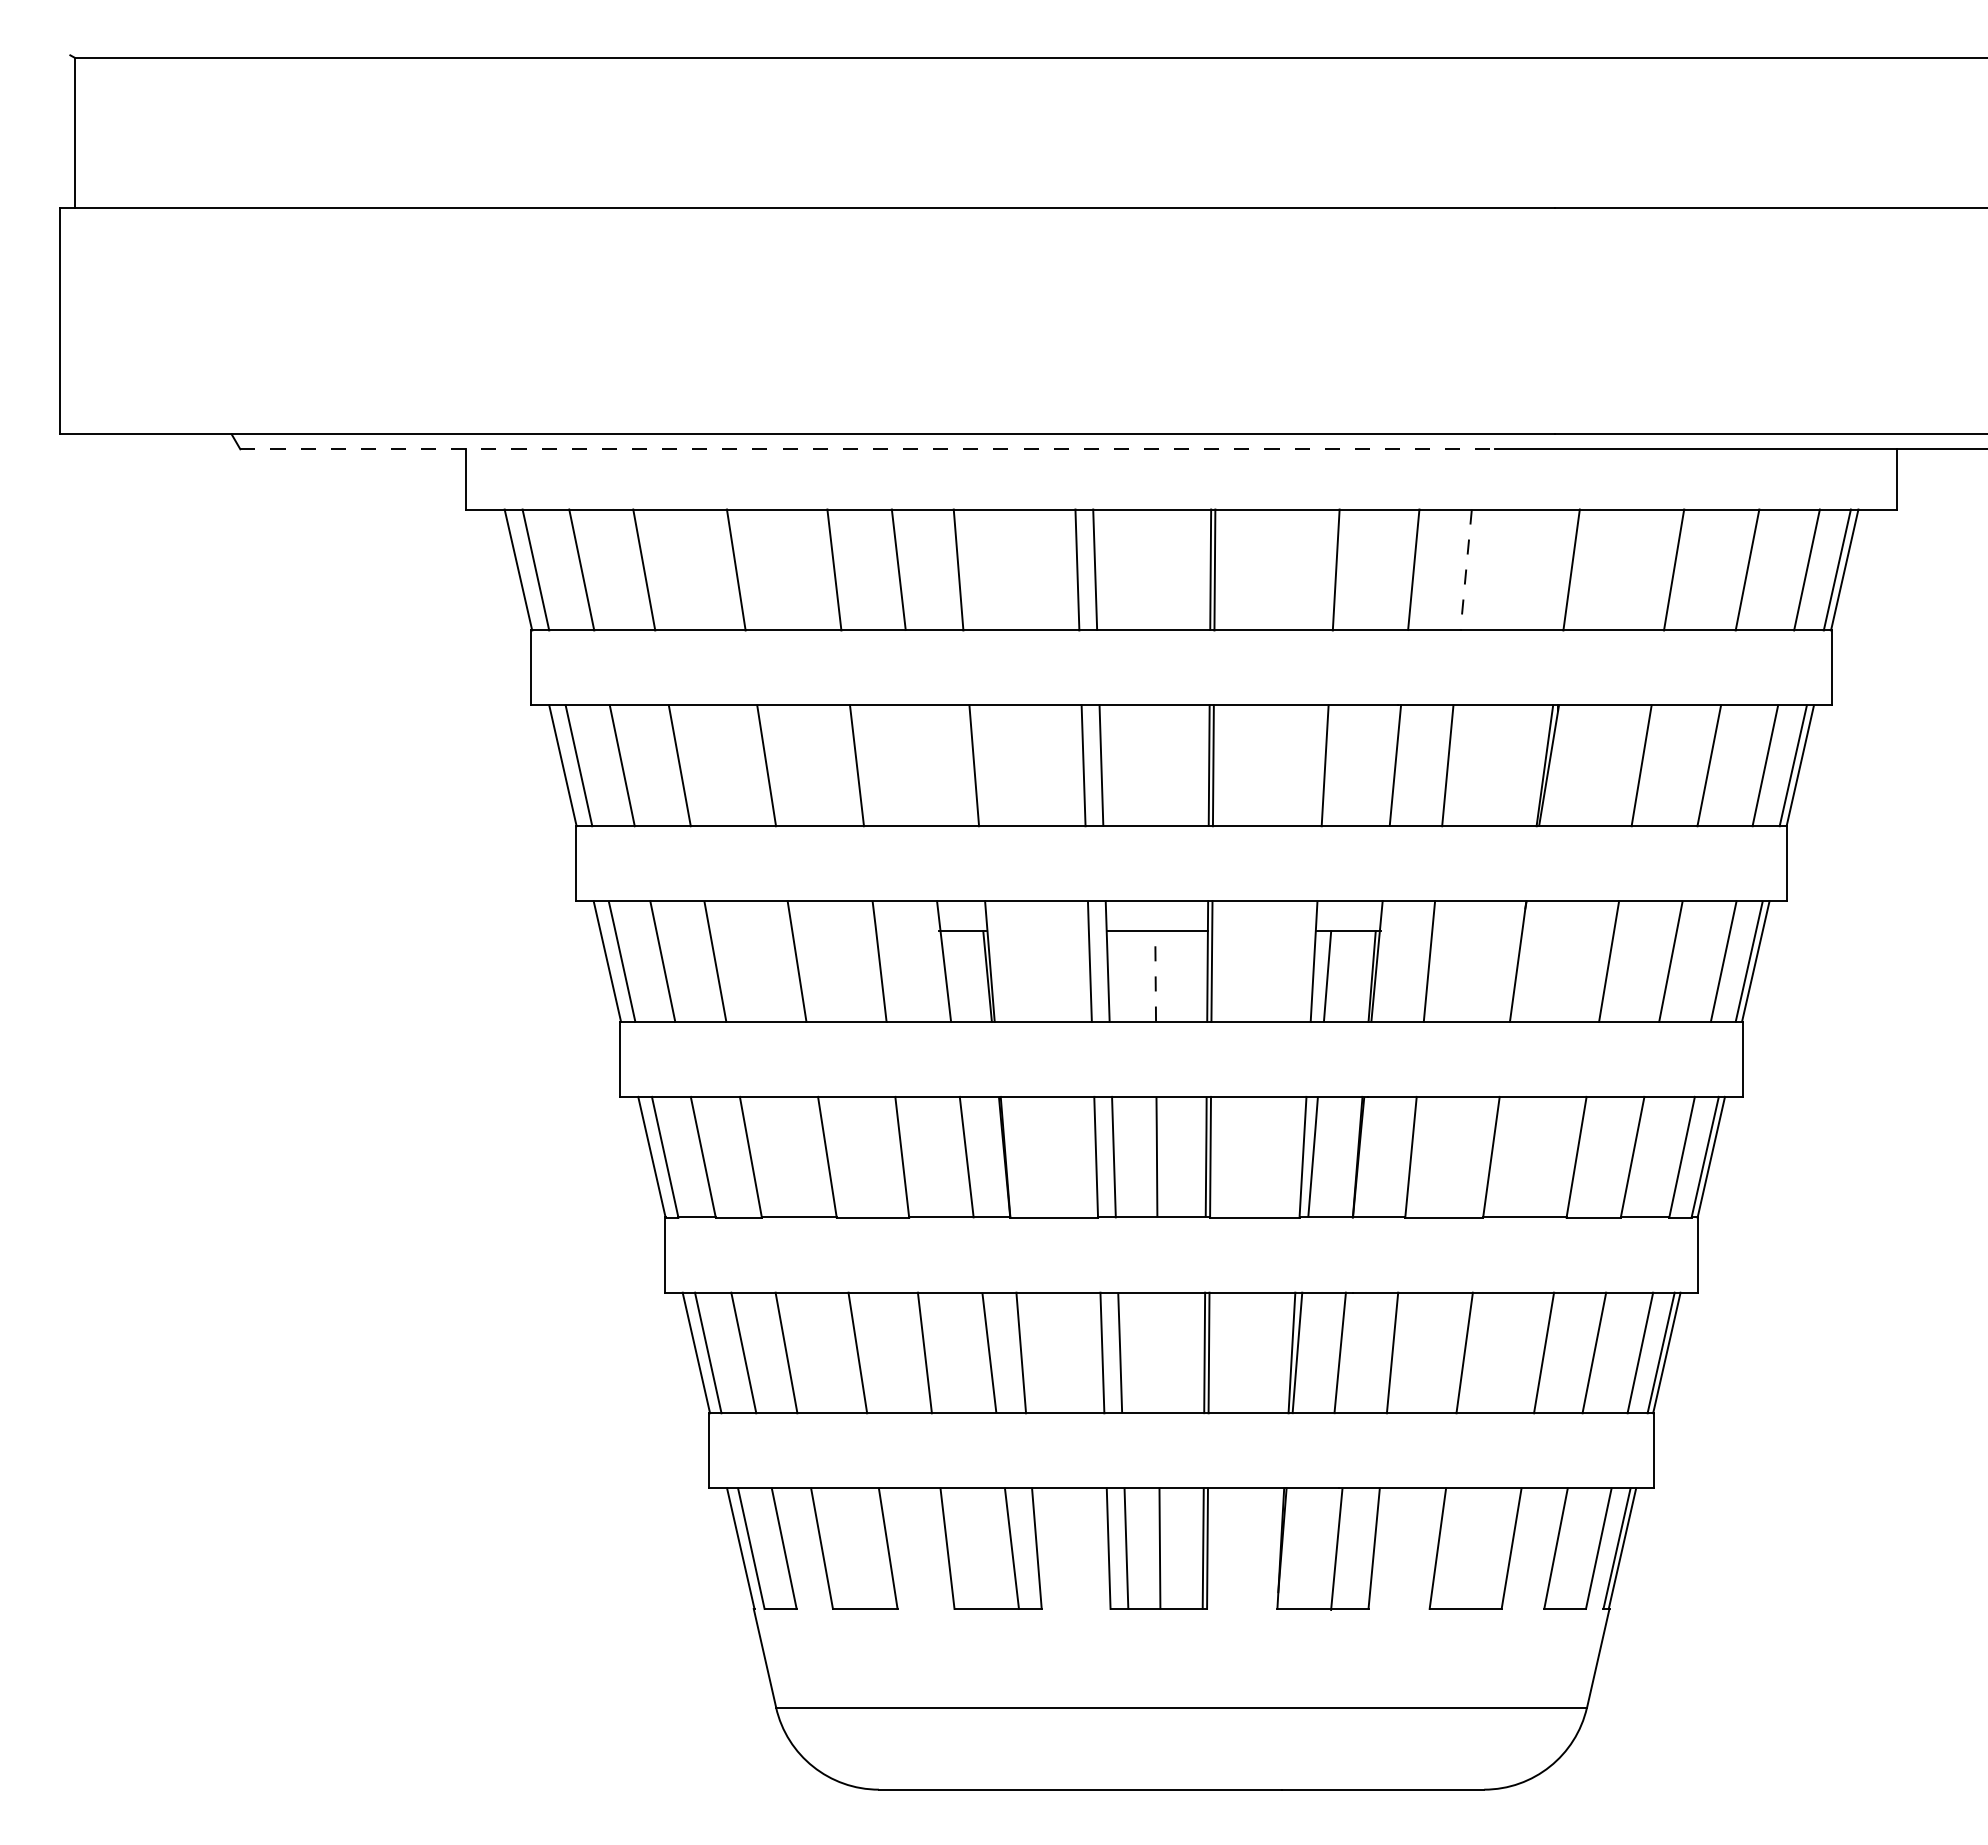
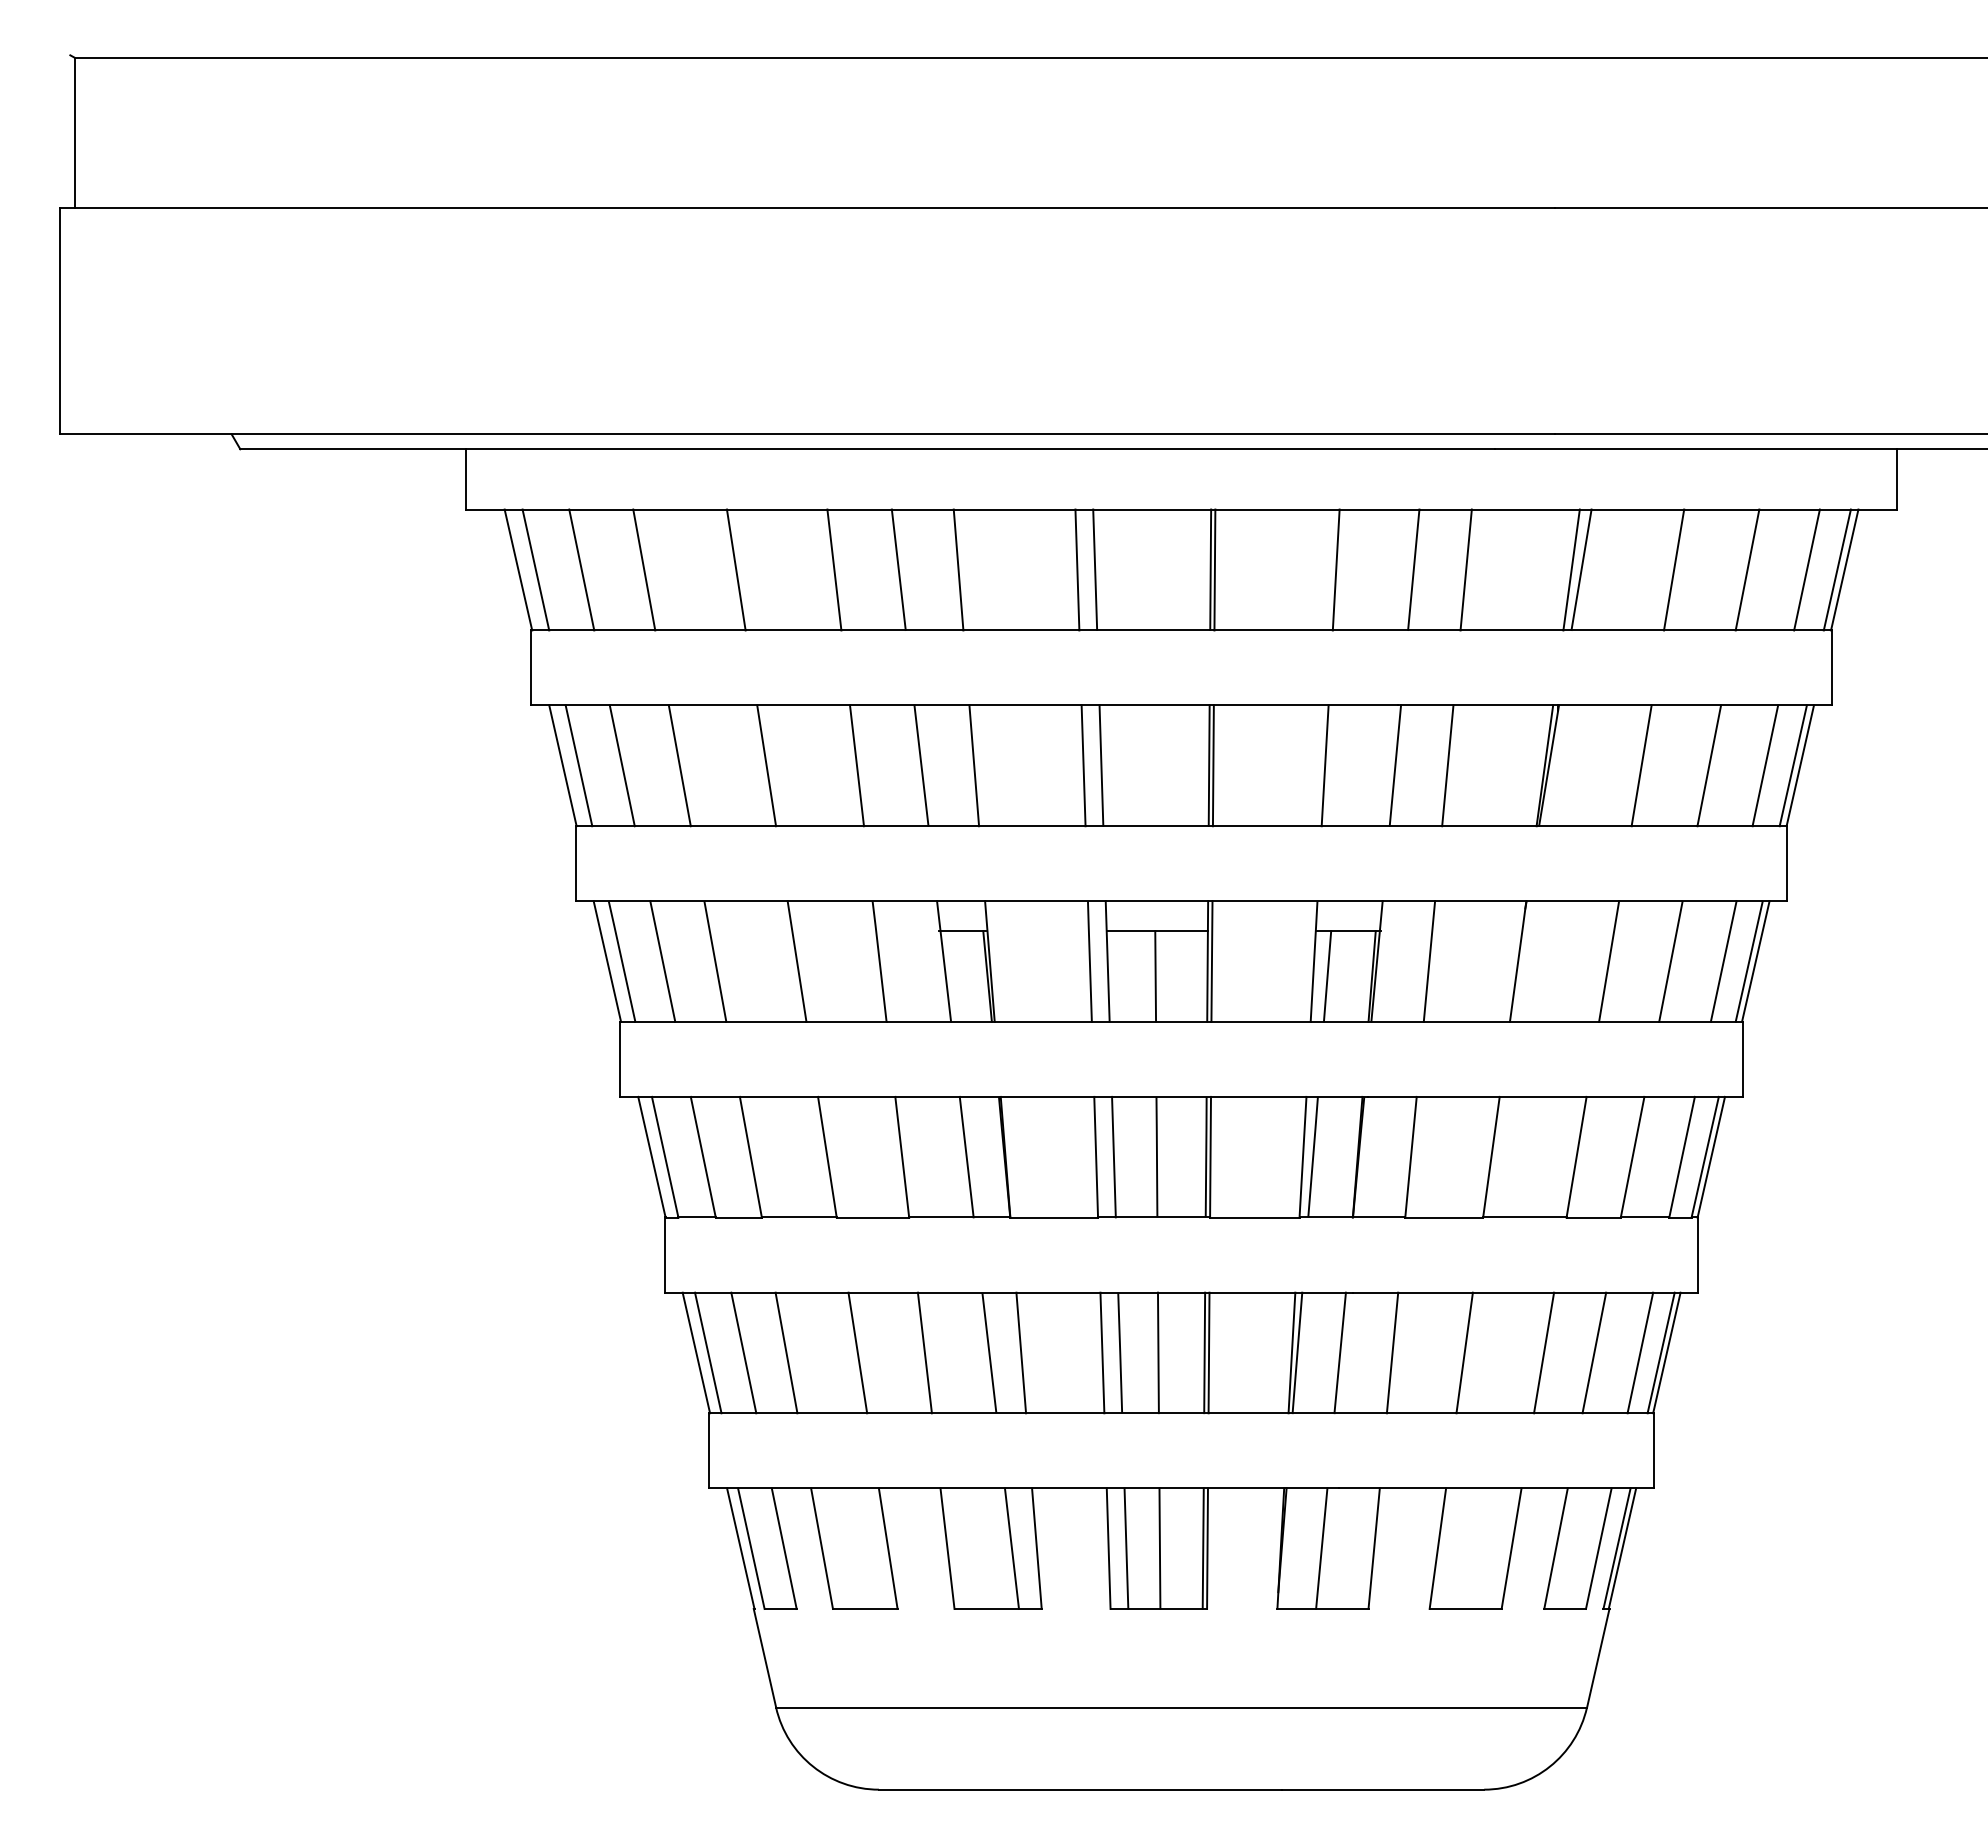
line: dashed -> solid (867, 449)
line: none -> present (1581, 569)
line: dashed -> solid (1466, 570)
line: none -> present (921, 765)
line: dashed -> solid (1155, 975)
line: none -> present (1157, 1352)
line position: (1336, 1549) -> (1321, 1548) (1321, 1548)
